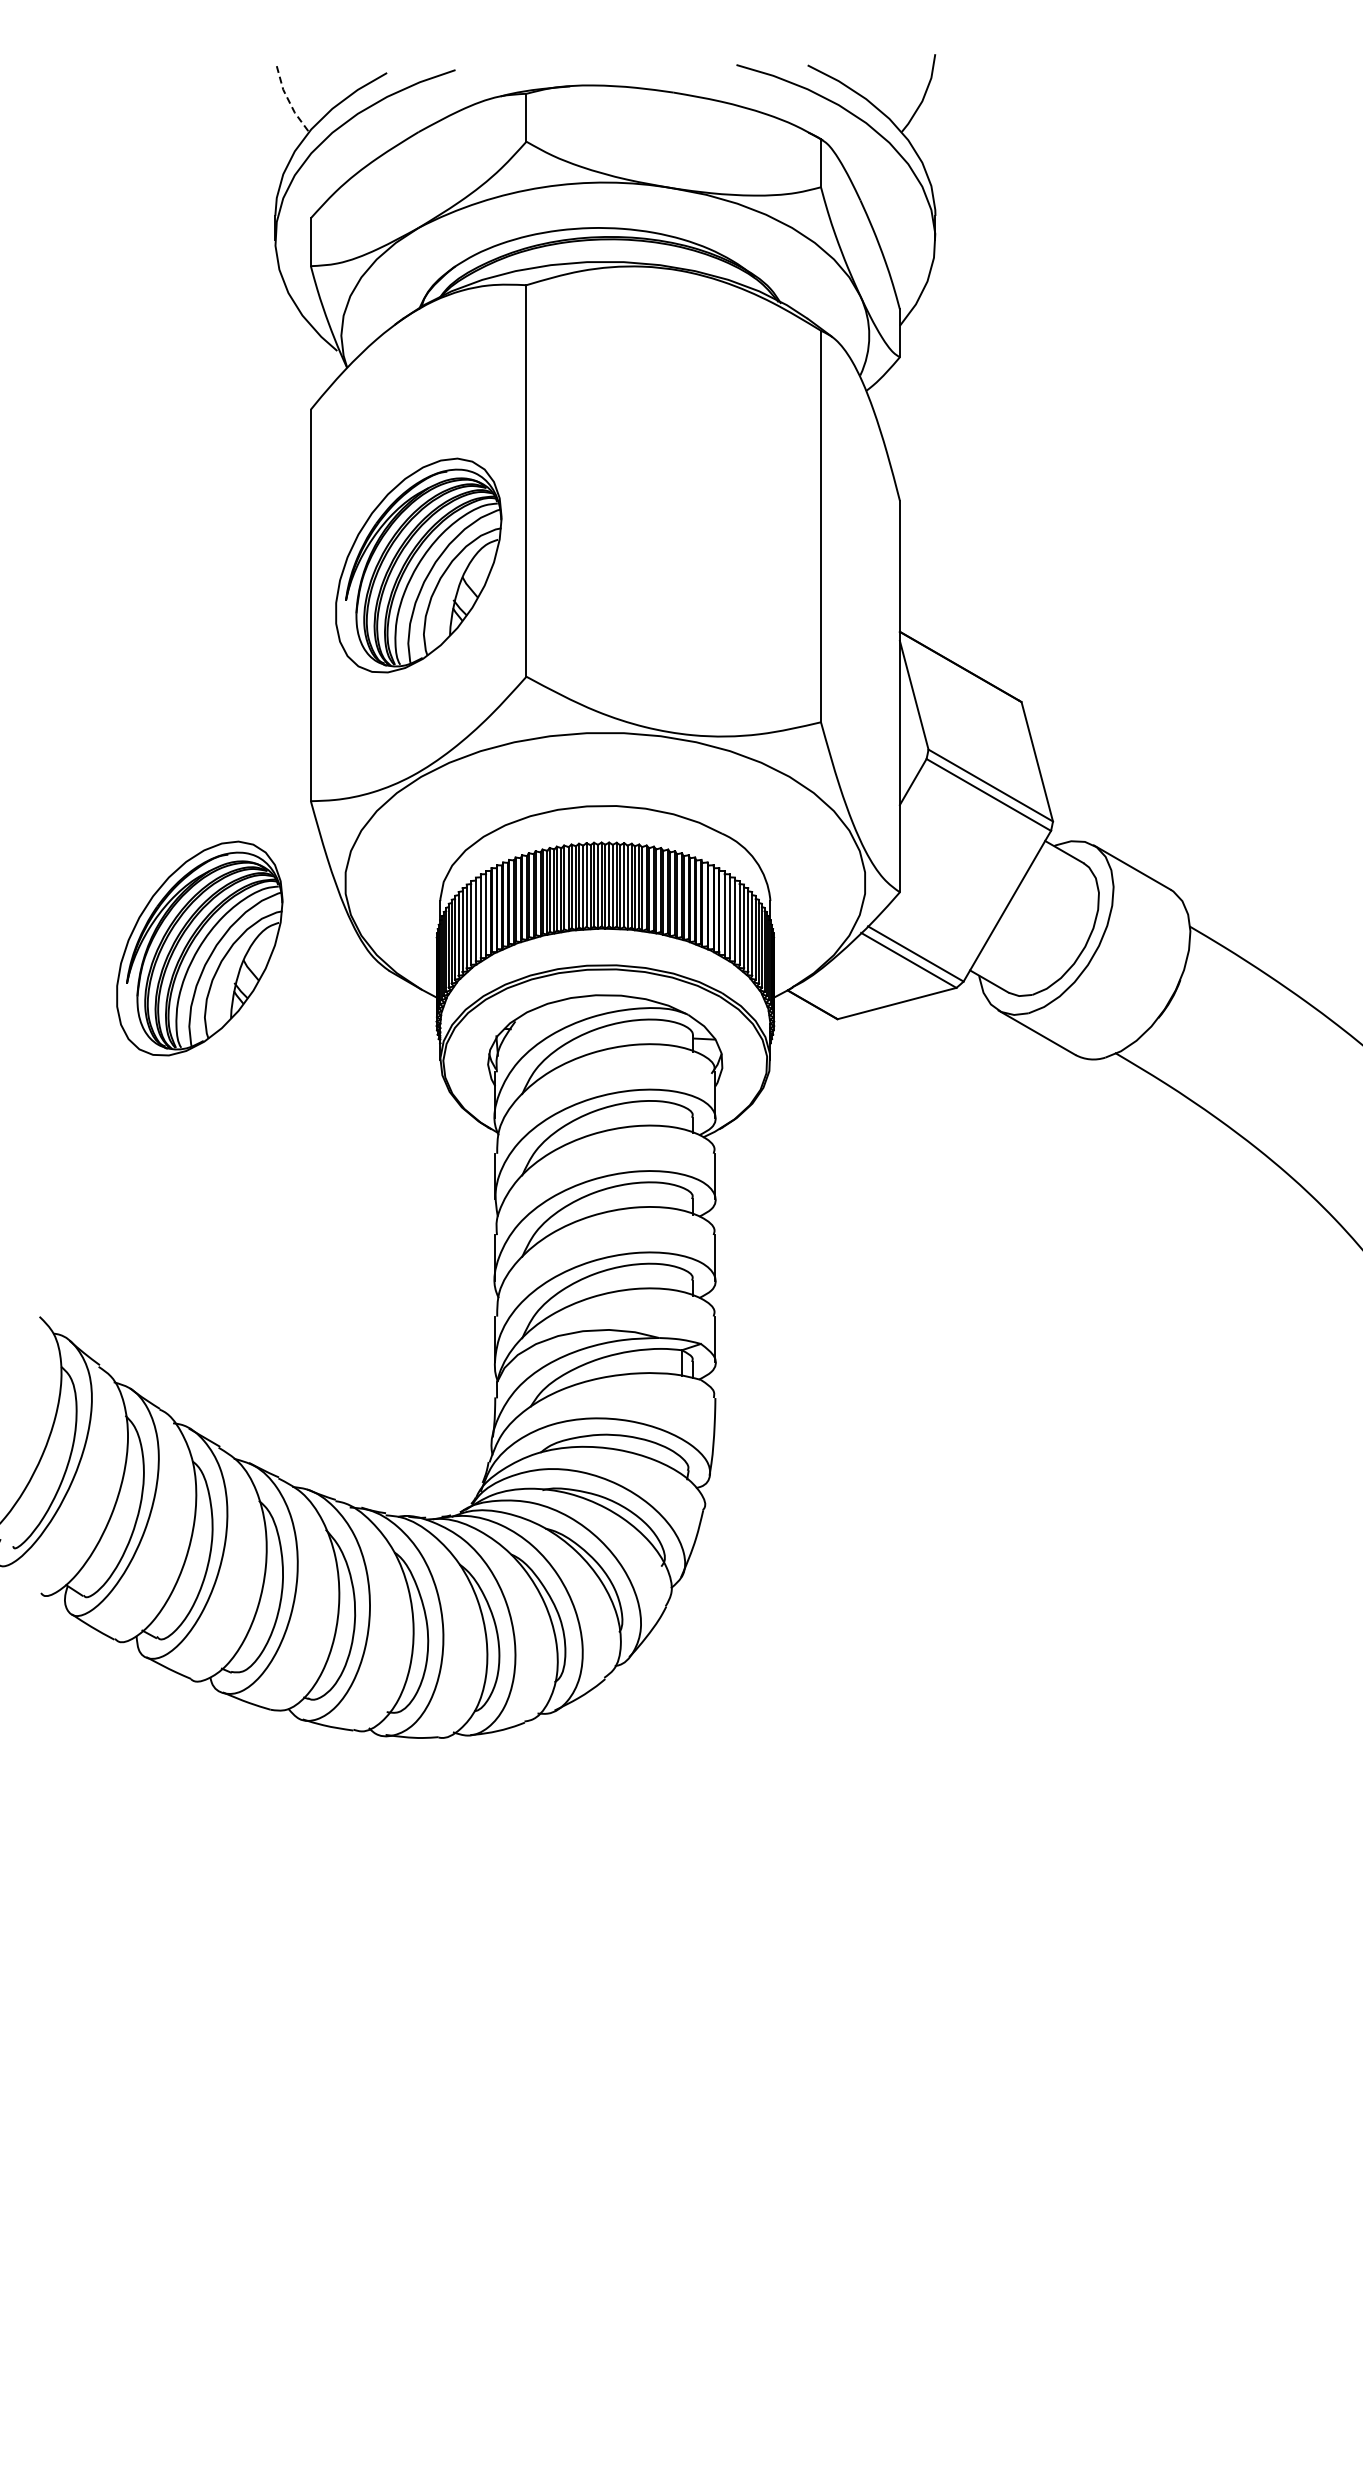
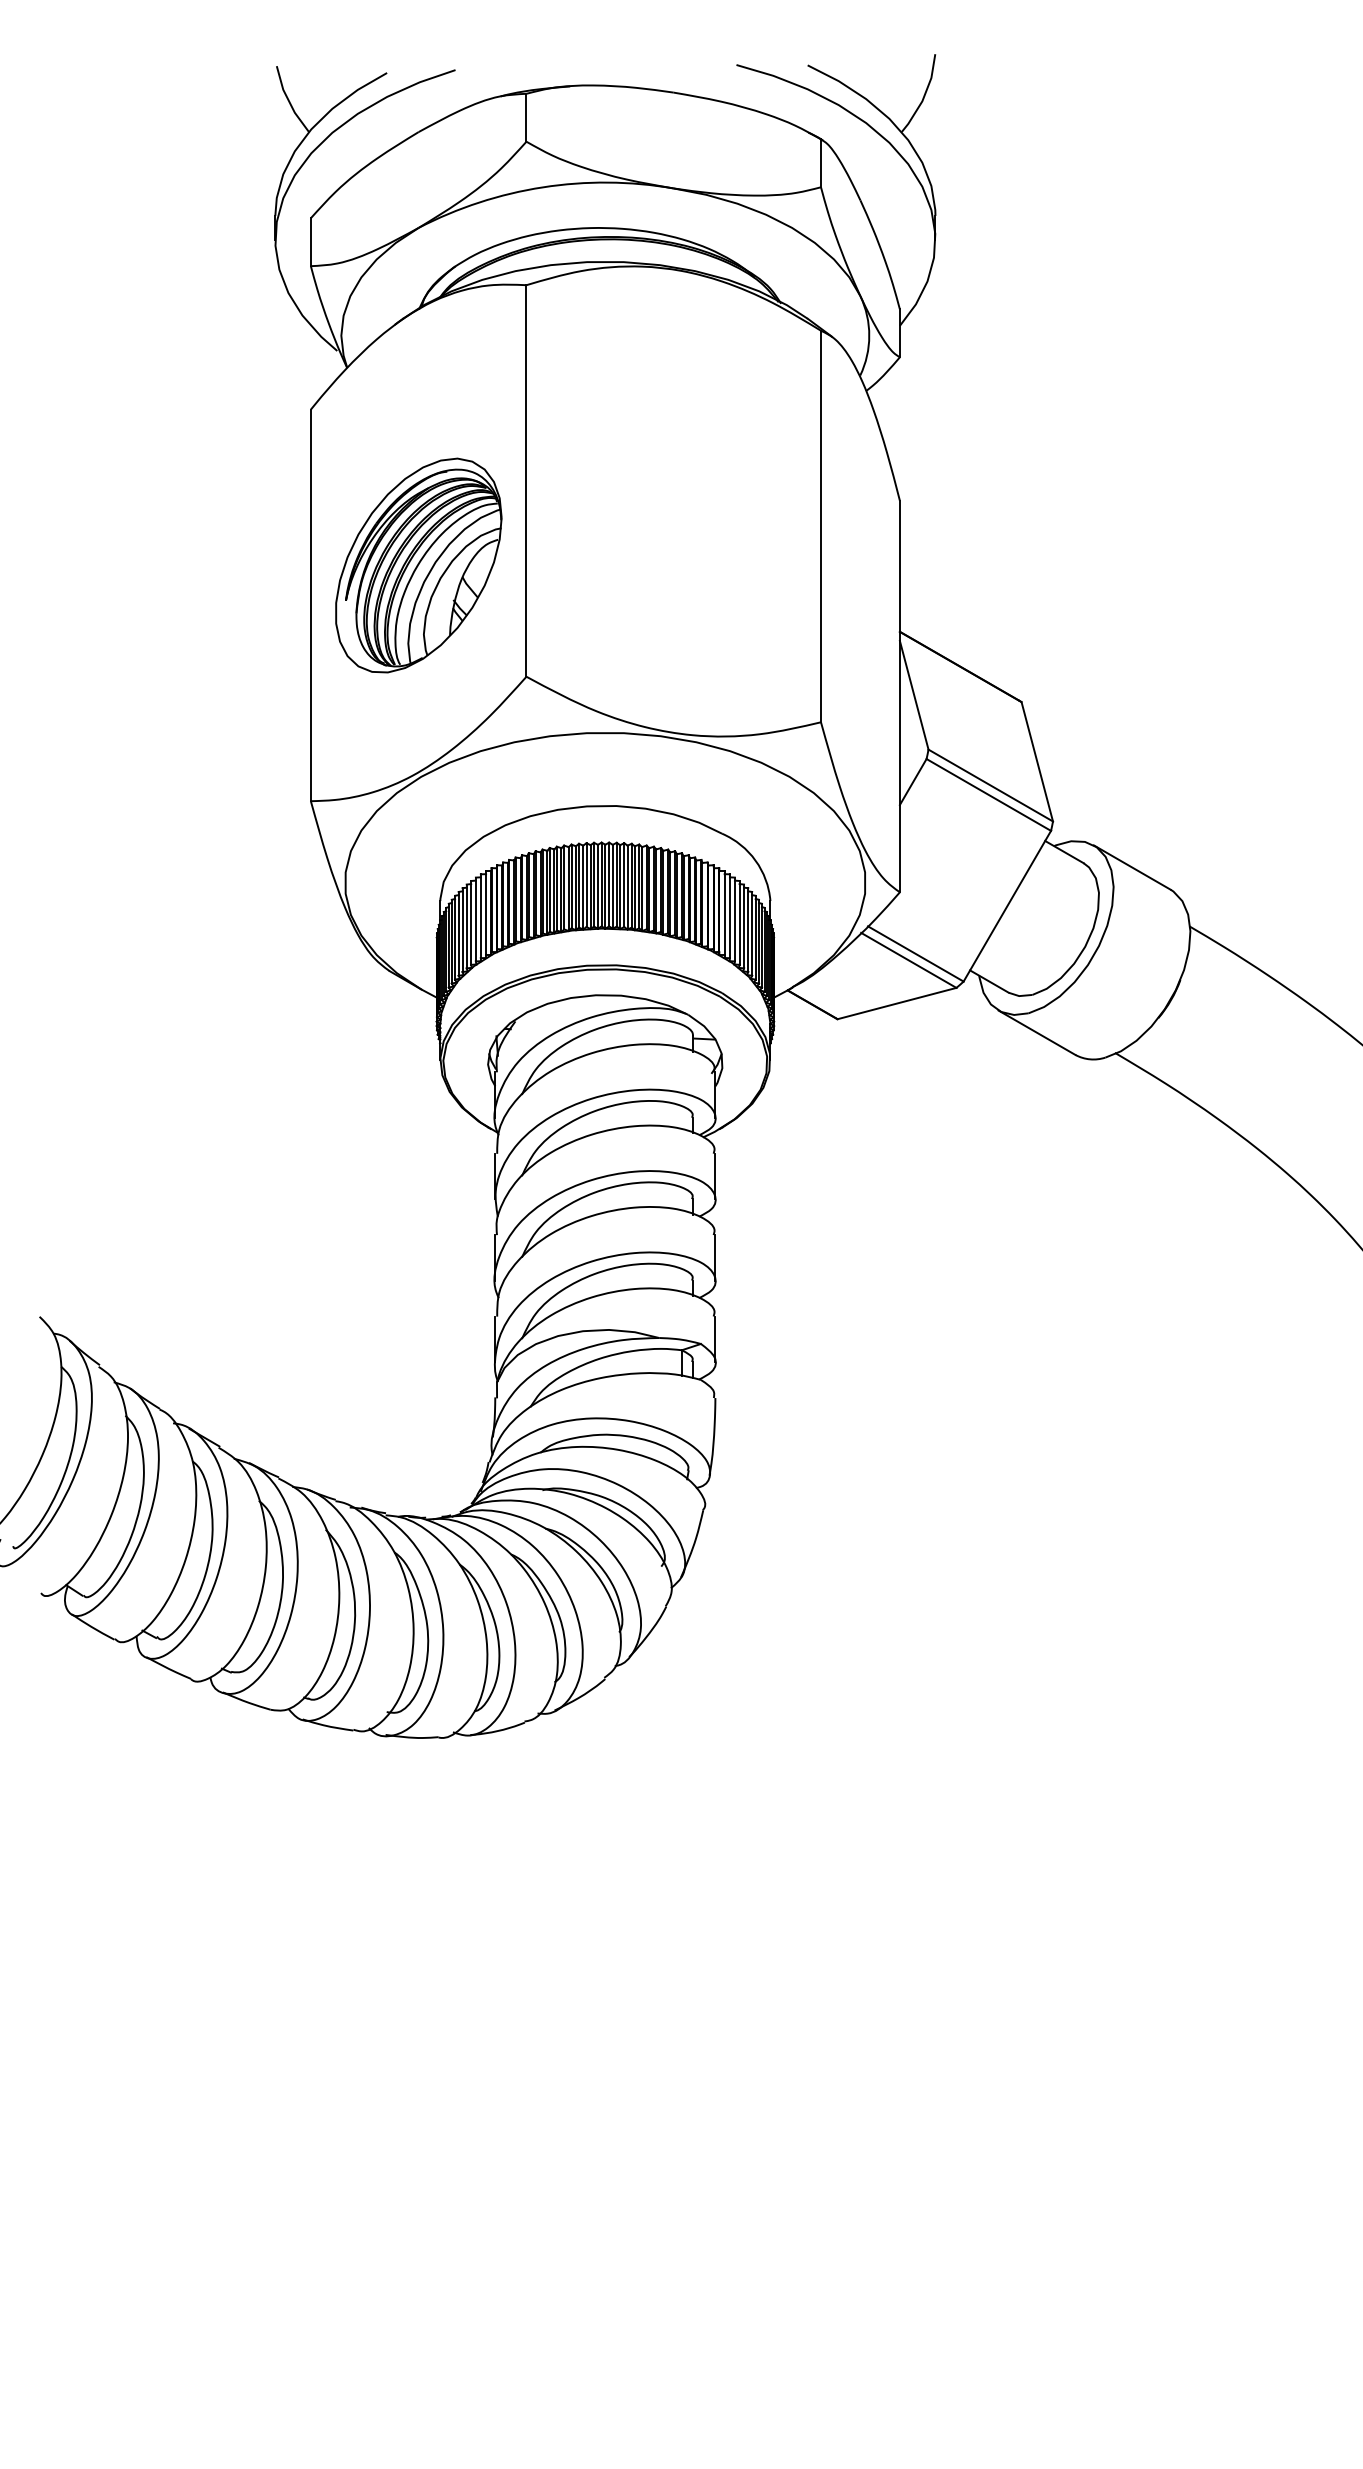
line: dashed -> solid (289, 101)
part: present -> none (199, 948)
